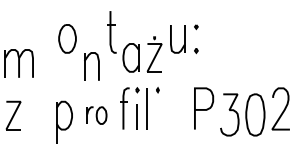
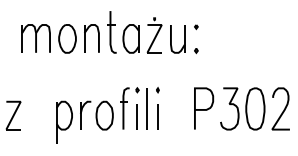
part position: (142, 54) -> (142, 35) (142, 35)
part position: (18, 63) -> (35, 38) (35, 38)
part position: (91, 66) -> (91, 38) (91, 38)
part position: (242, 114) -> (242, 108) (242, 108)
part size: 22x19 px -> 34x31 px (96, 115)
line: none -> present (157, 116)
